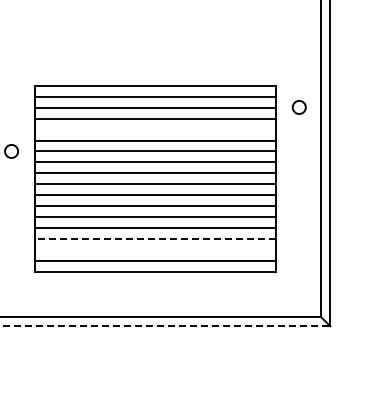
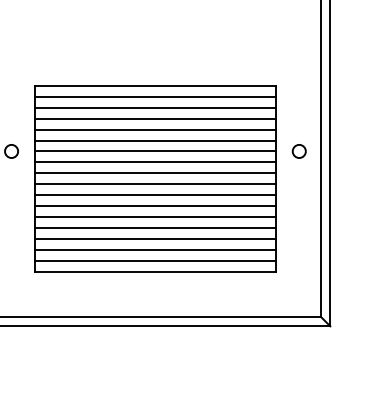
circle position: (298, 107) -> (298, 151) (298, 151)
line: none -> present (155, 129)
line: dashed -> solid (154, 238)
line: none -> present (155, 249)
line: dashed -> solid (165, 326)
